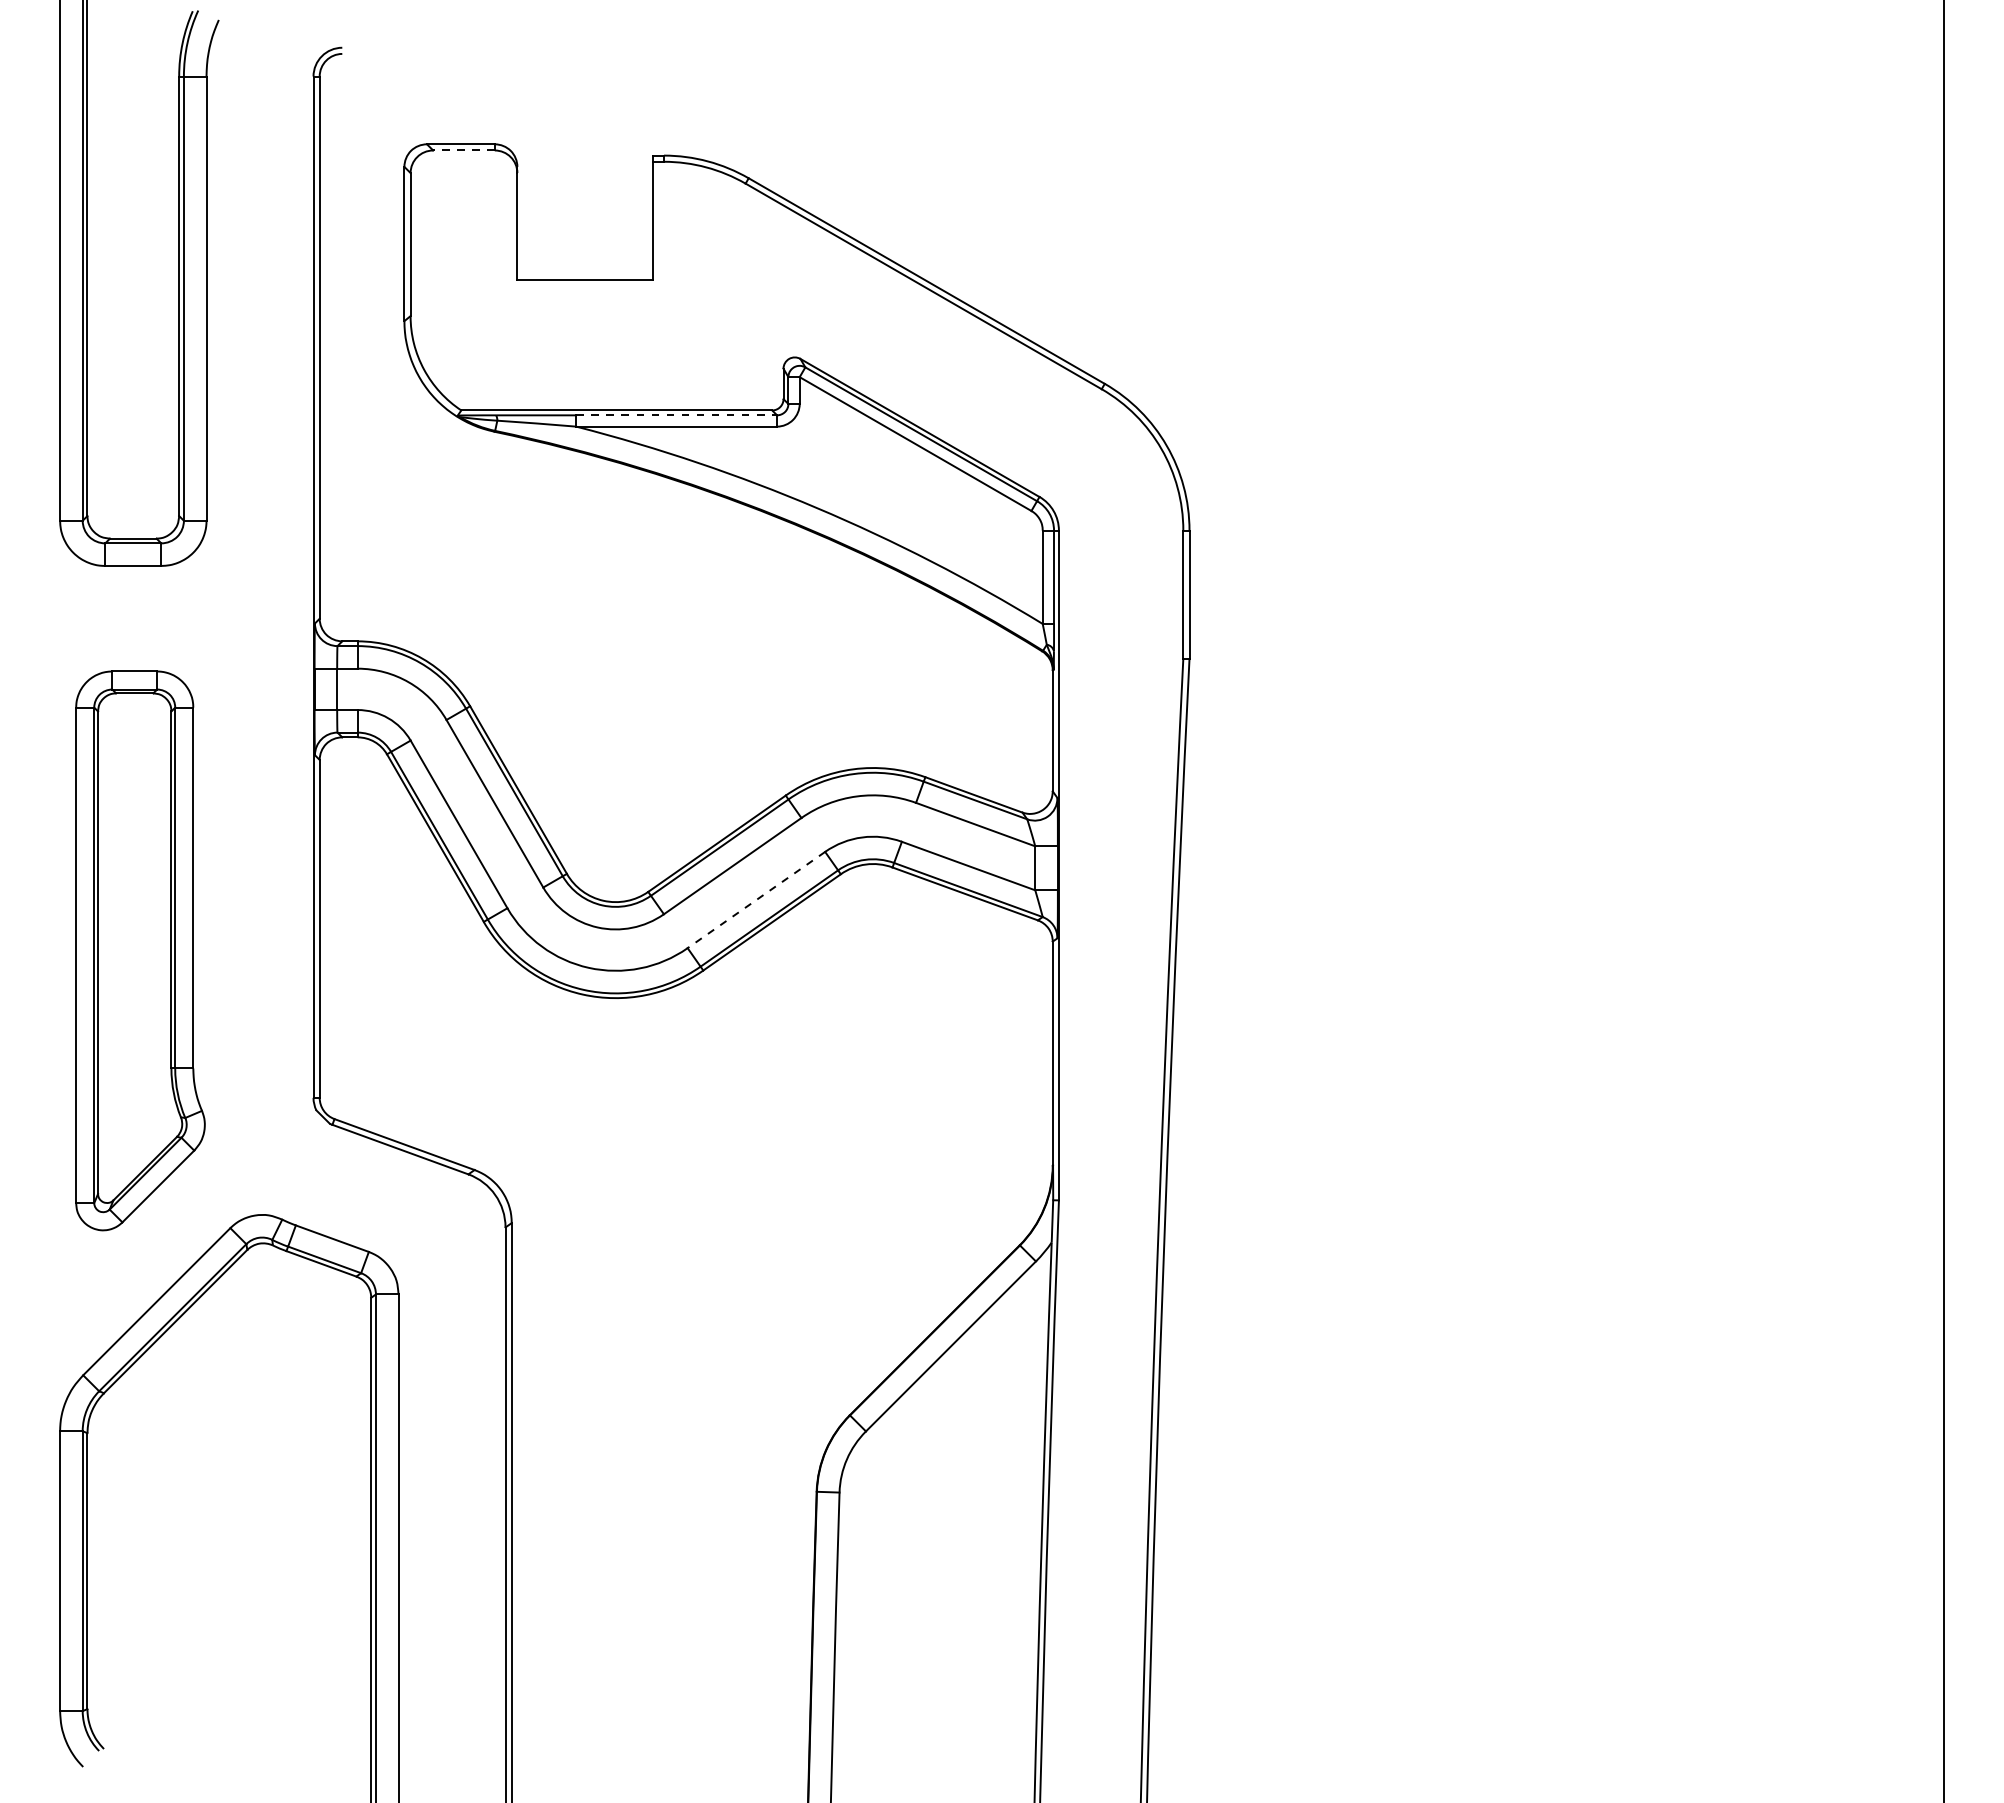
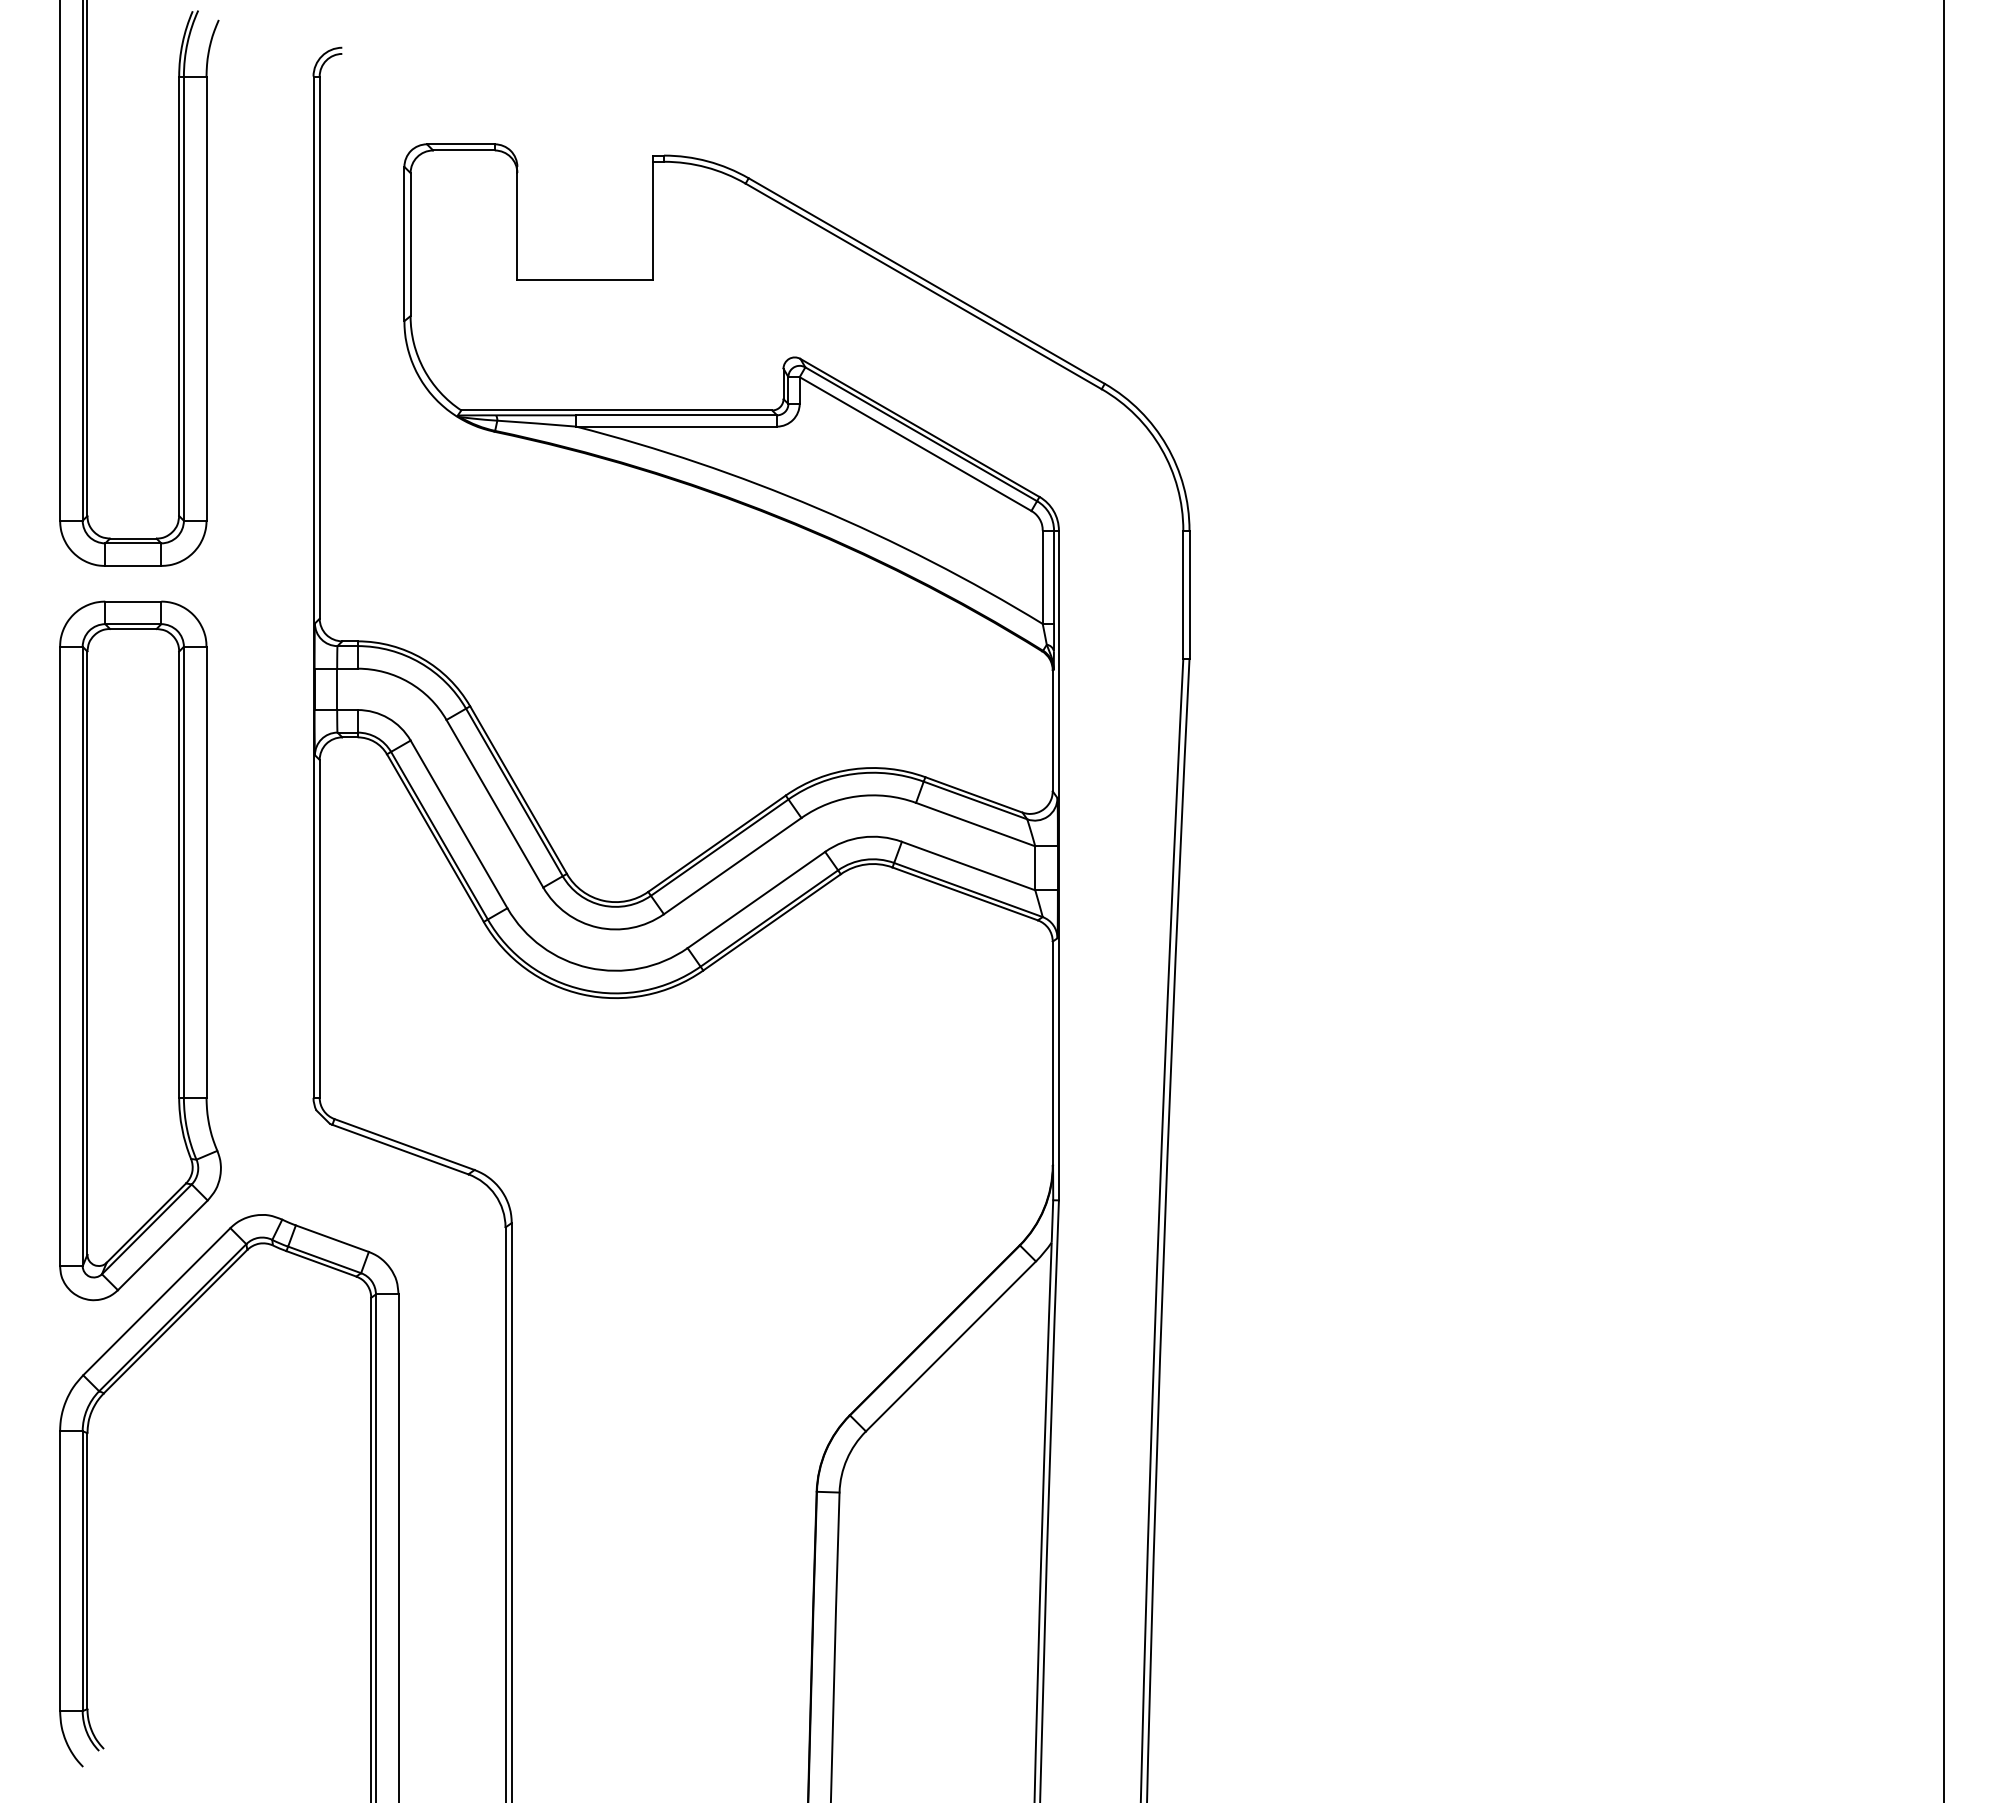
line: dashed -> solid (463, 150)
line: dashed -> solid (677, 415)
line: dashed -> solid (756, 900)
part size: 131x562 px -> 163x702 px (140, 950)
